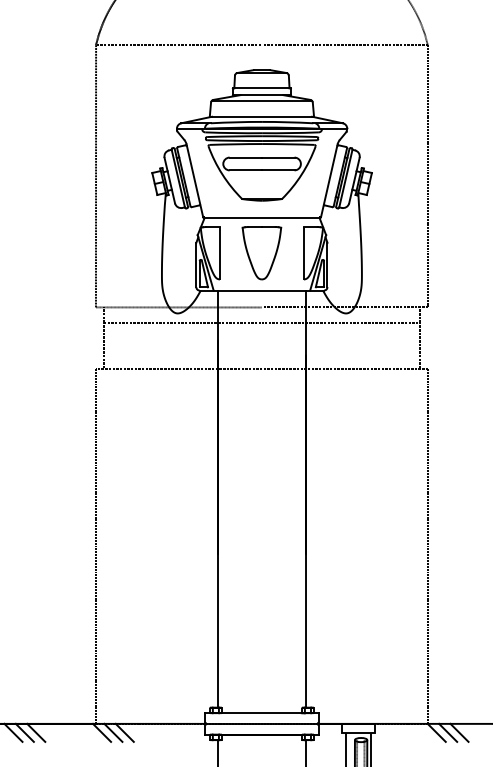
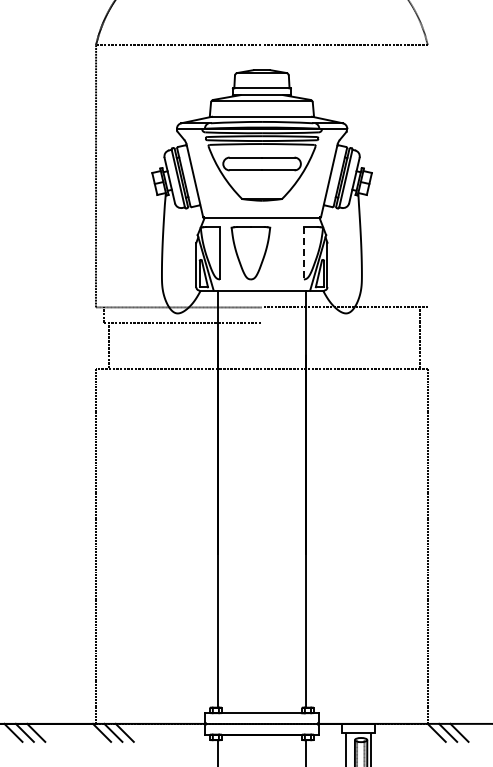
line: present -> none (427, 176)
part position: (261, 253) -> (250, 253) (250, 253)
line: solid -> dashed (303, 253)
line: present -> none (340, 322)
line position: (103, 345) -> (108, 345) (108, 345)
